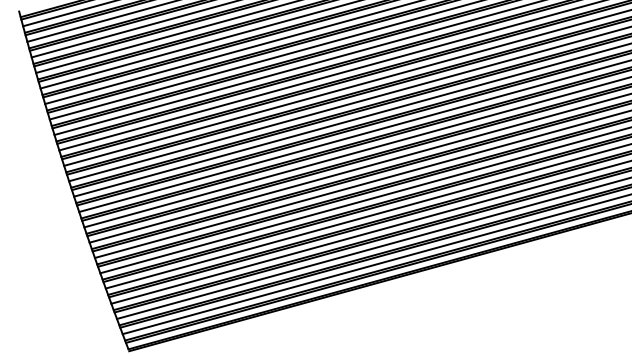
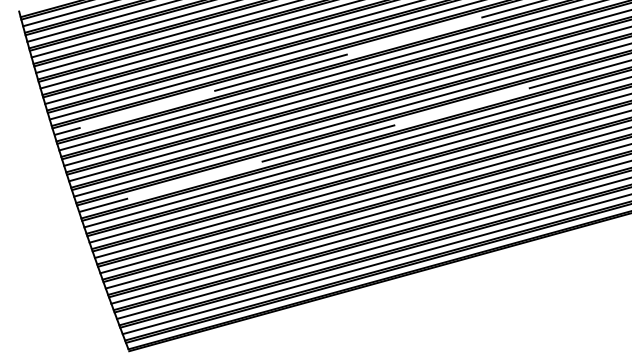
line: solid -> dashed (299, 67)
line: solid -> dashed (354, 136)
